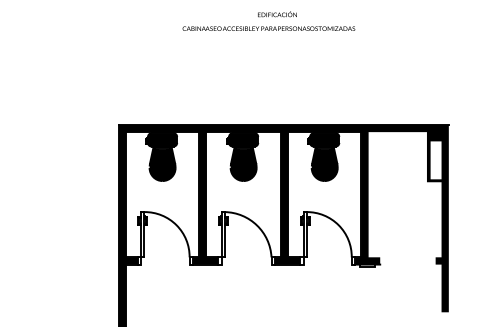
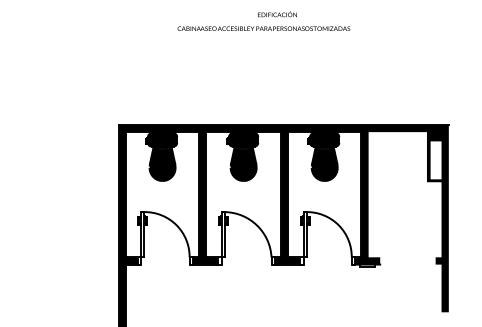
text position: (268, 28) -> (263, 28) (263, 28)
